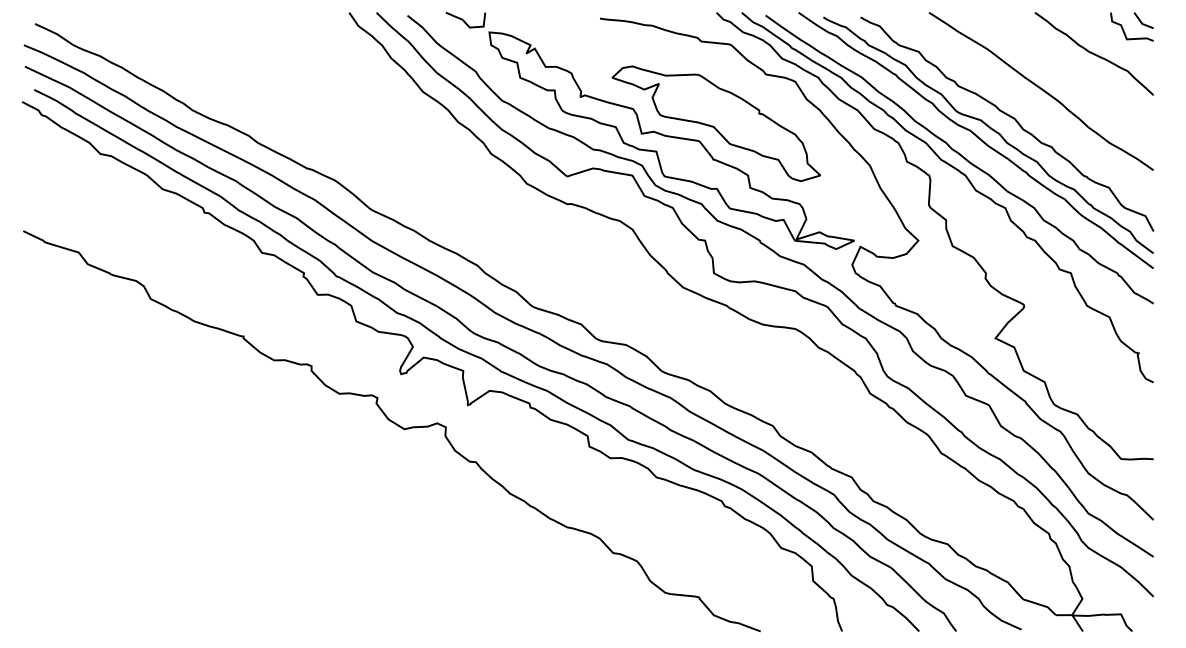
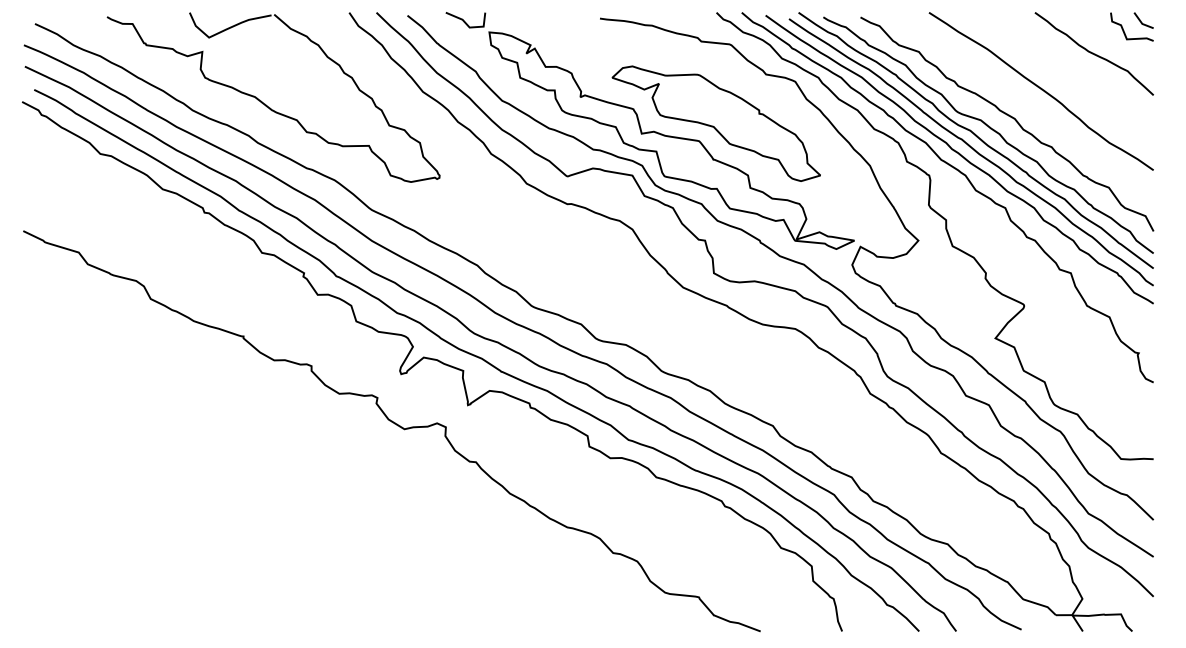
part: none -> present (266, 104)
curve: none -> present (972, 149)
